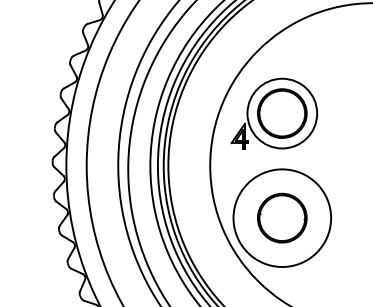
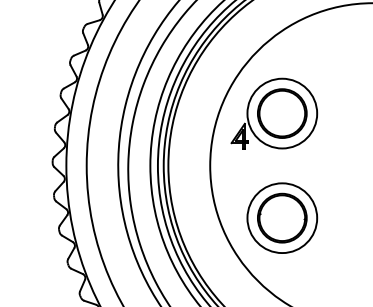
circle diameter: 98 px -> 70 px (282, 218)
